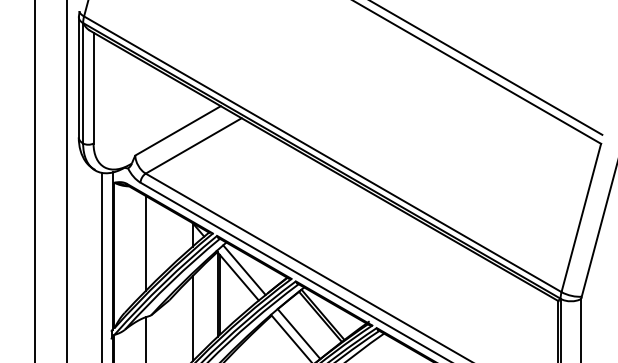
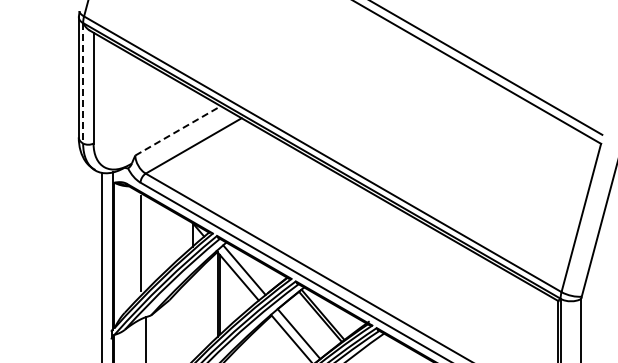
line: solid -> dashed (83, 83)
line: solid -> dashed (178, 130)
line: present -> none (35, 180)
line: present -> none (67, 180)
line position: (145, 242) -> (140, 242) (140, 242)
line: present -> none (192, 317)
